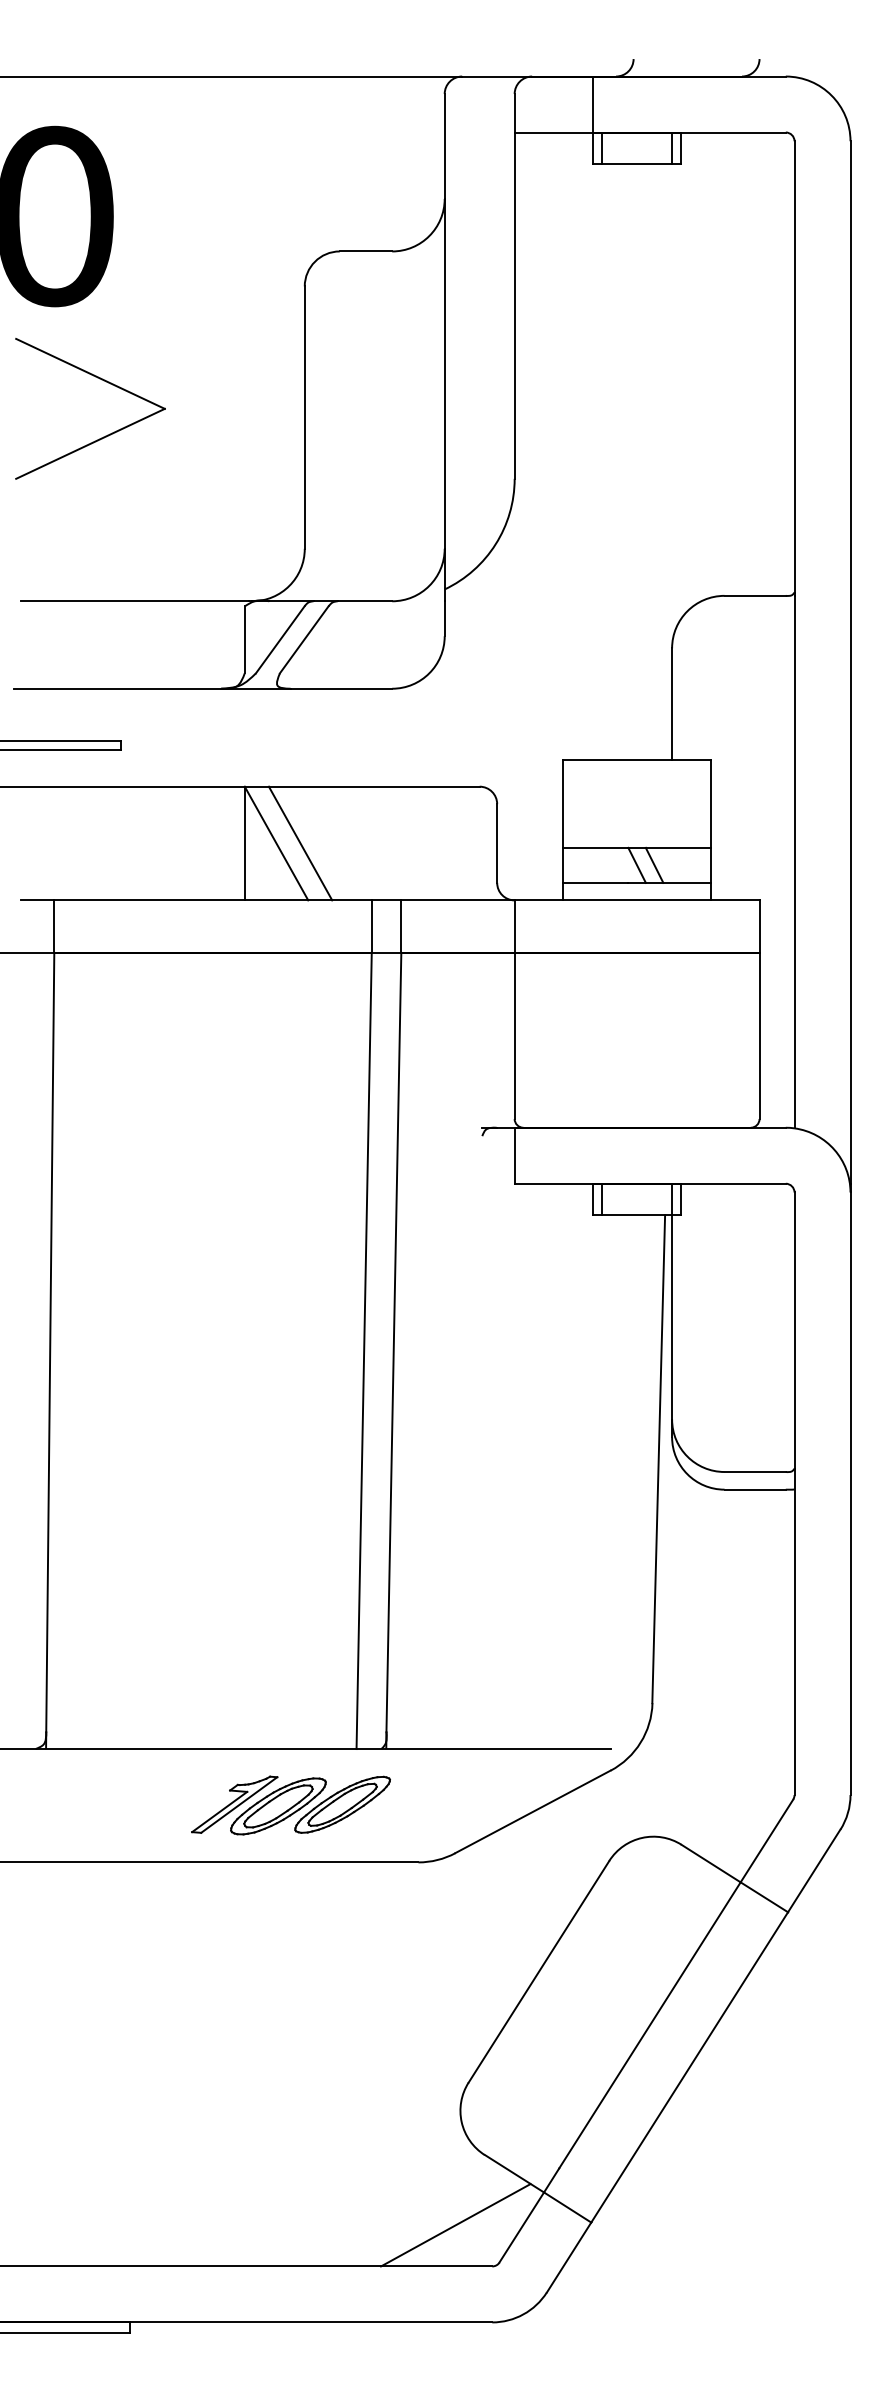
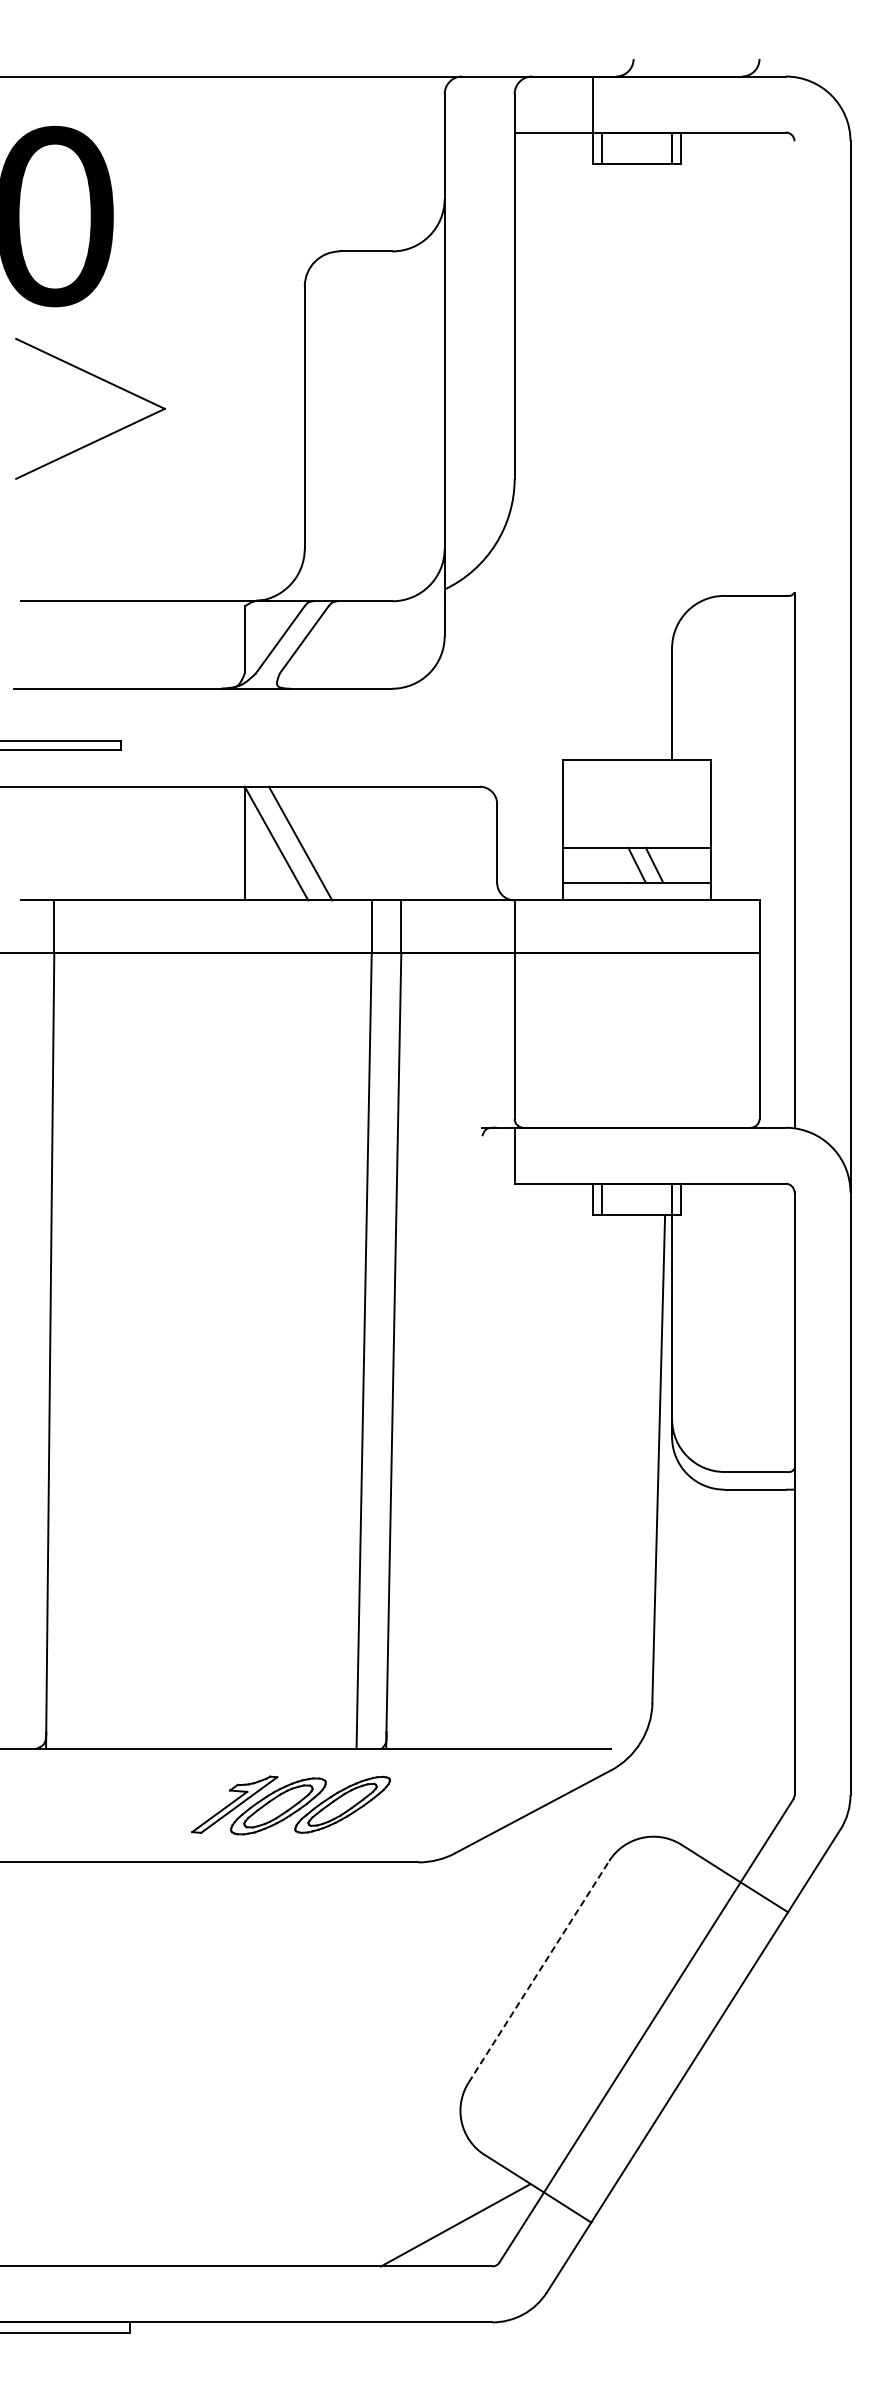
line: present -> none (794, 366)
line: solid -> dashed (539, 1971)
